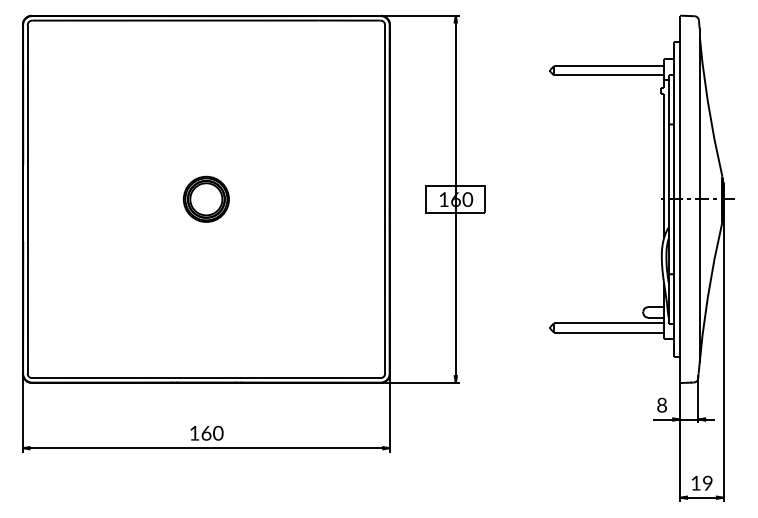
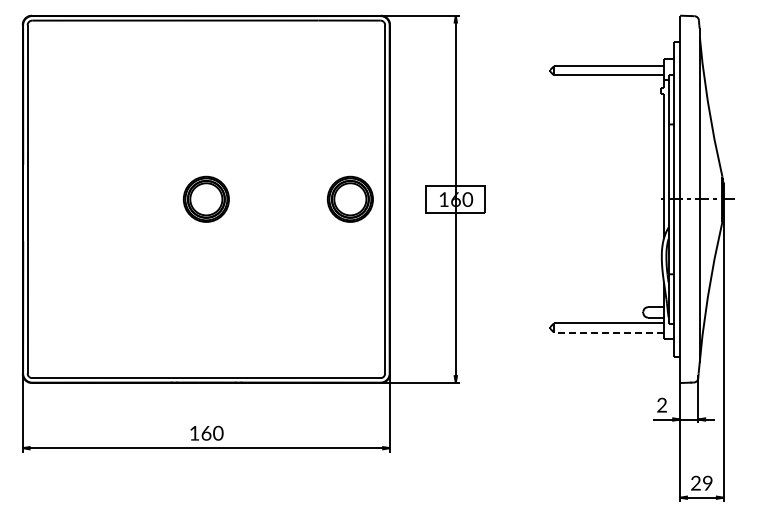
part: none -> present (349, 198)
line: solid -> dashed (609, 332)
text: 8 -> 2 (661, 405)
text: 19 -> 29 (695, 482)
